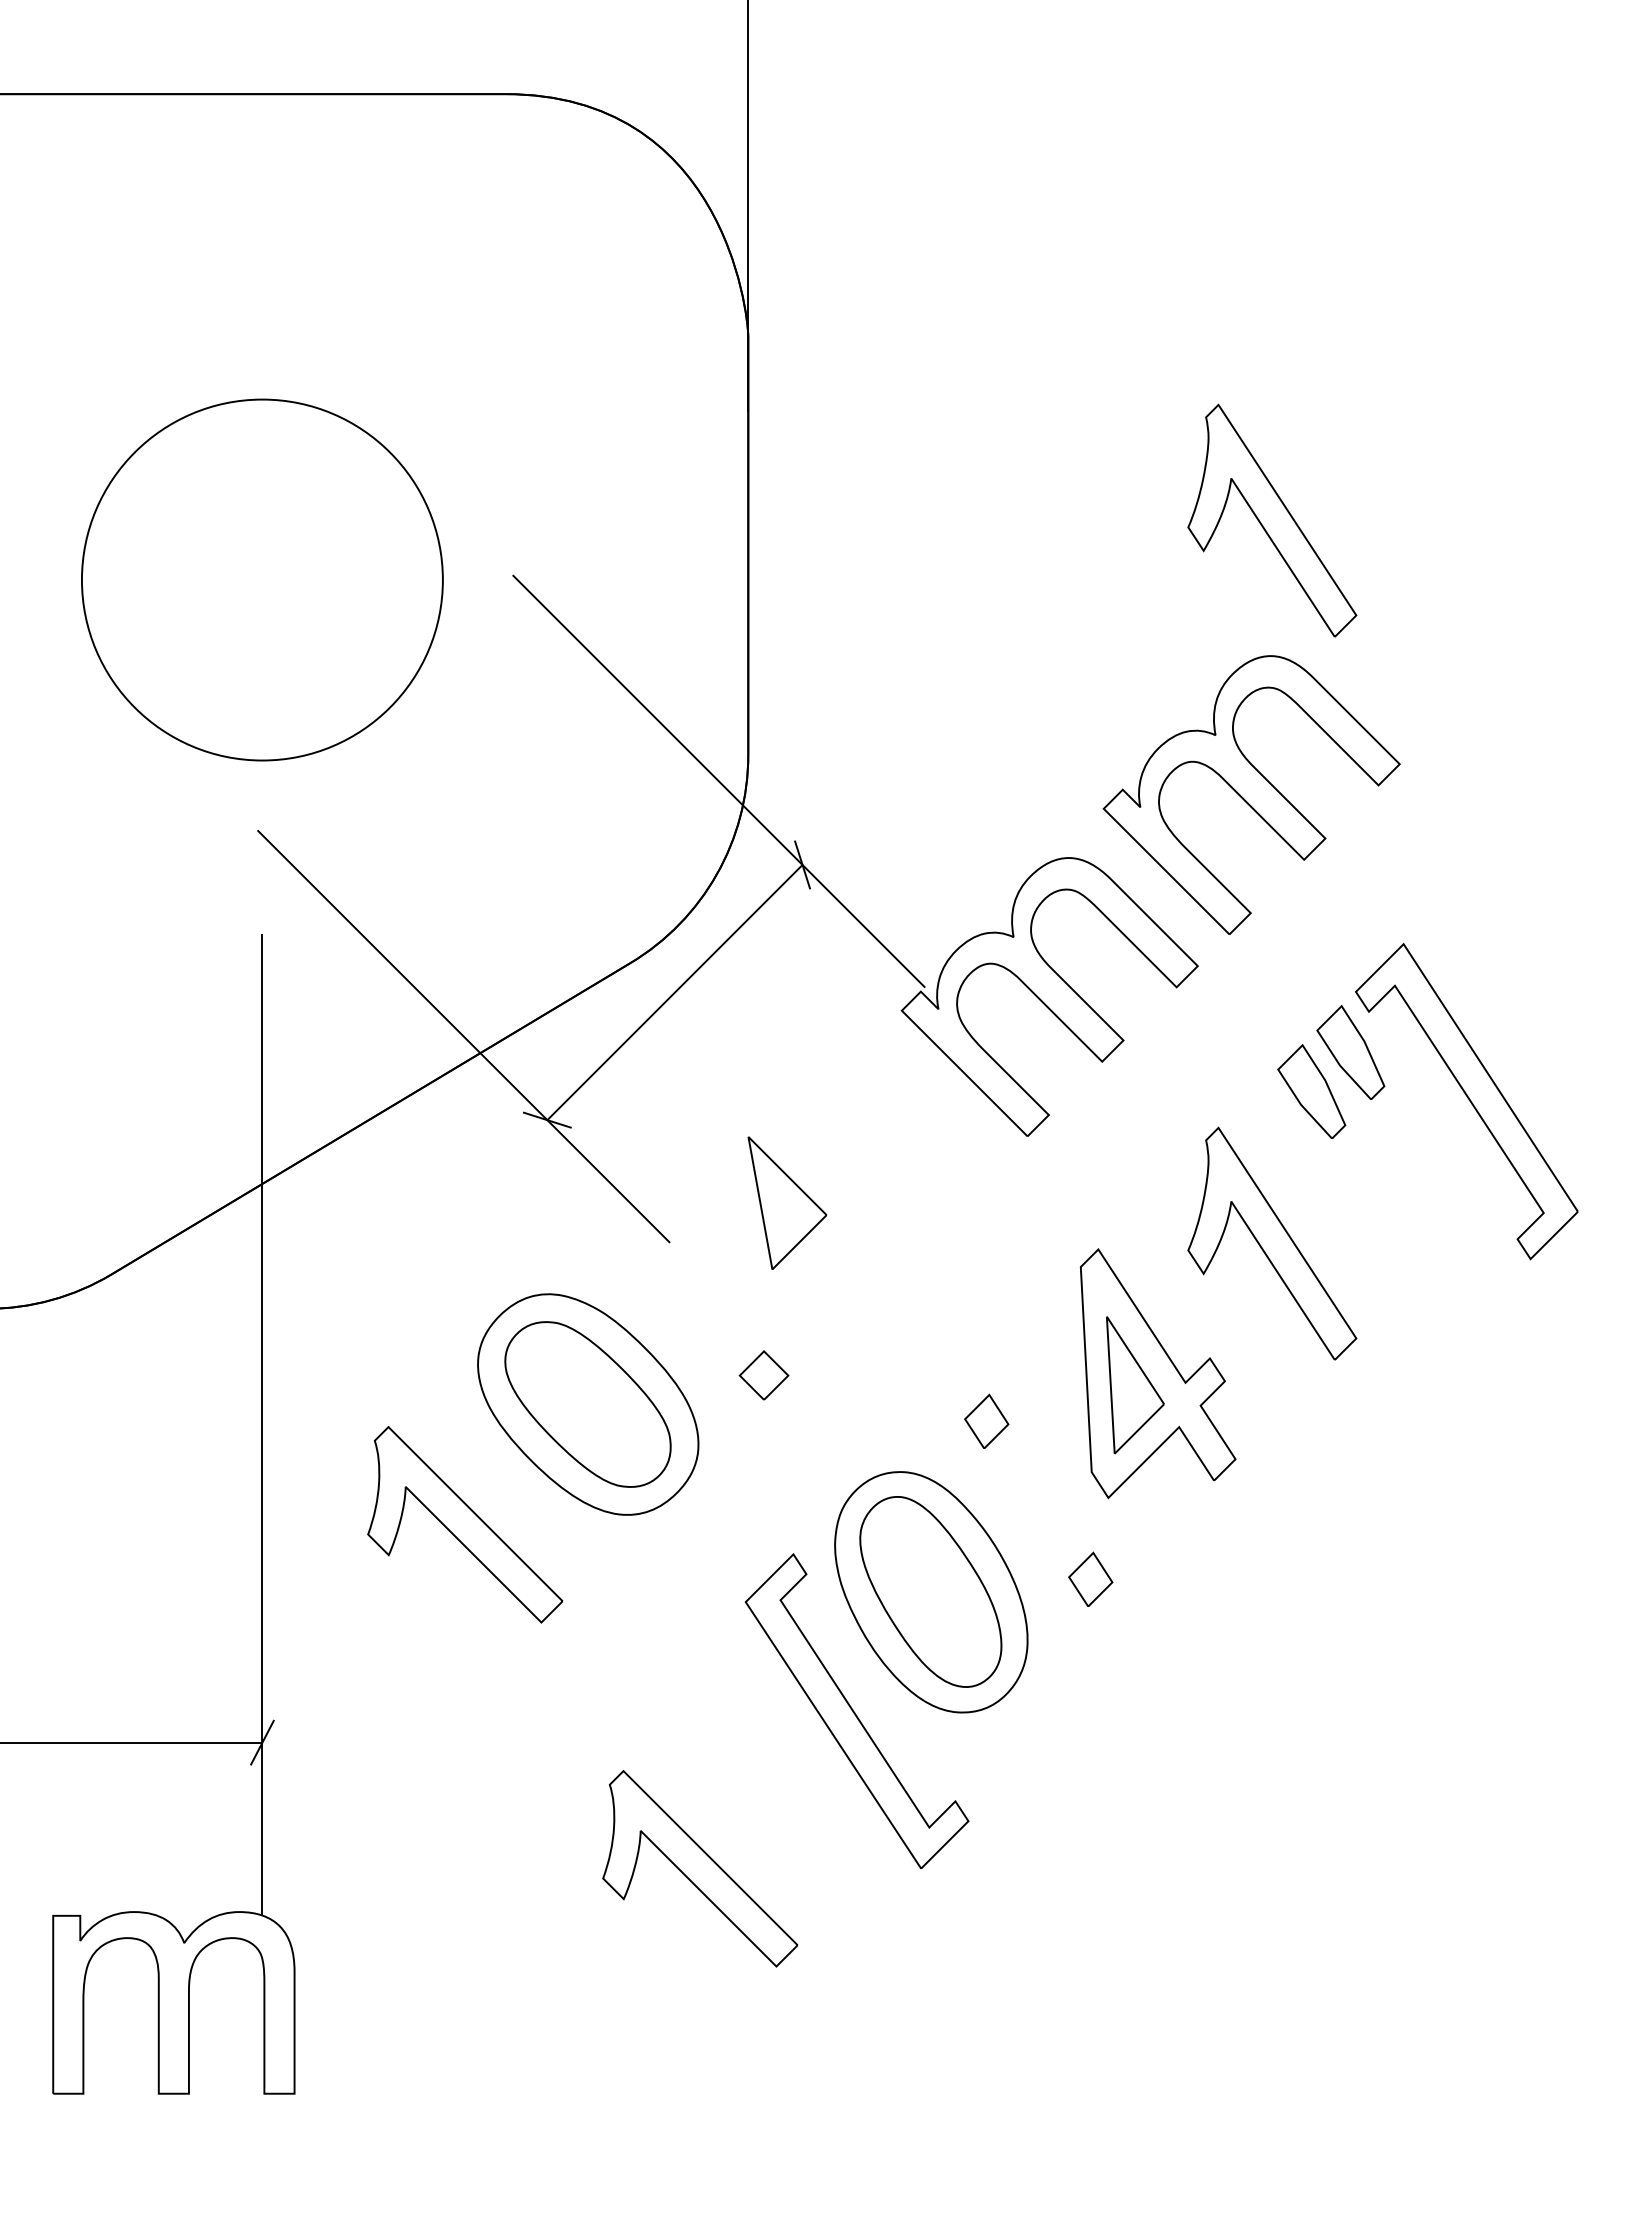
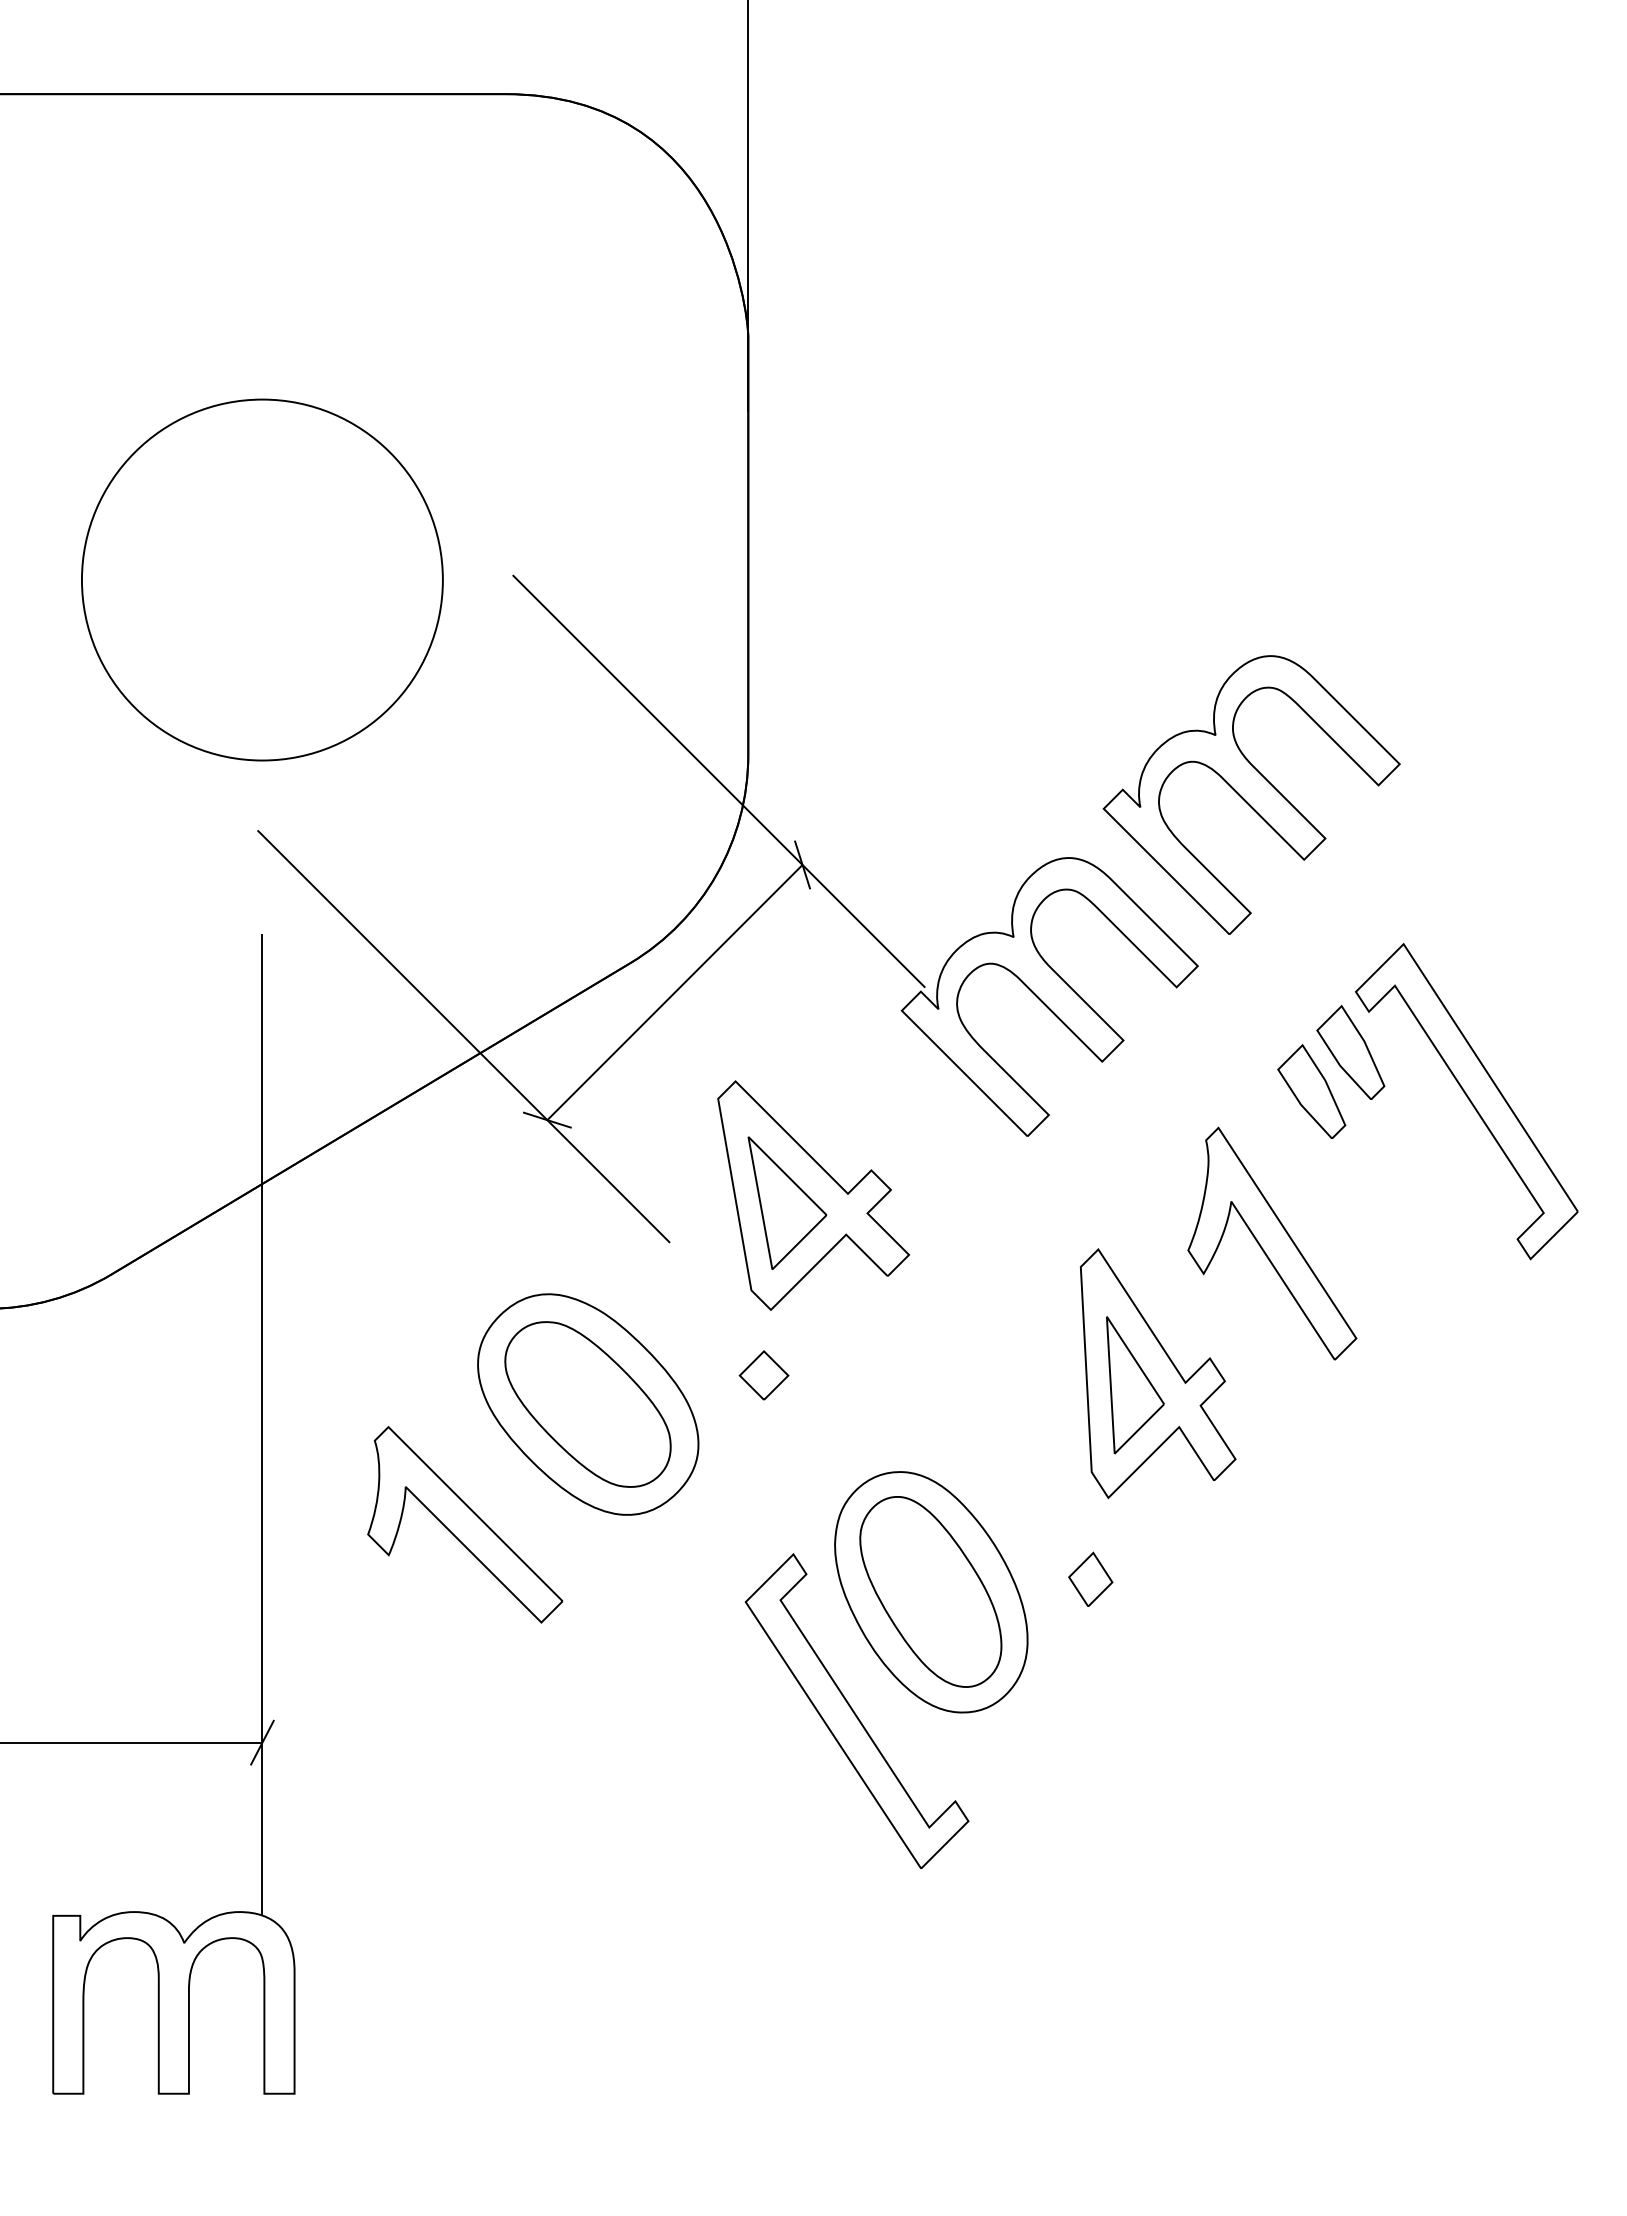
part: present -> none (1272, 520)
part: none -> present (813, 1195)
part: present -> none (986, 1420)
part: present -> none (700, 1868)
